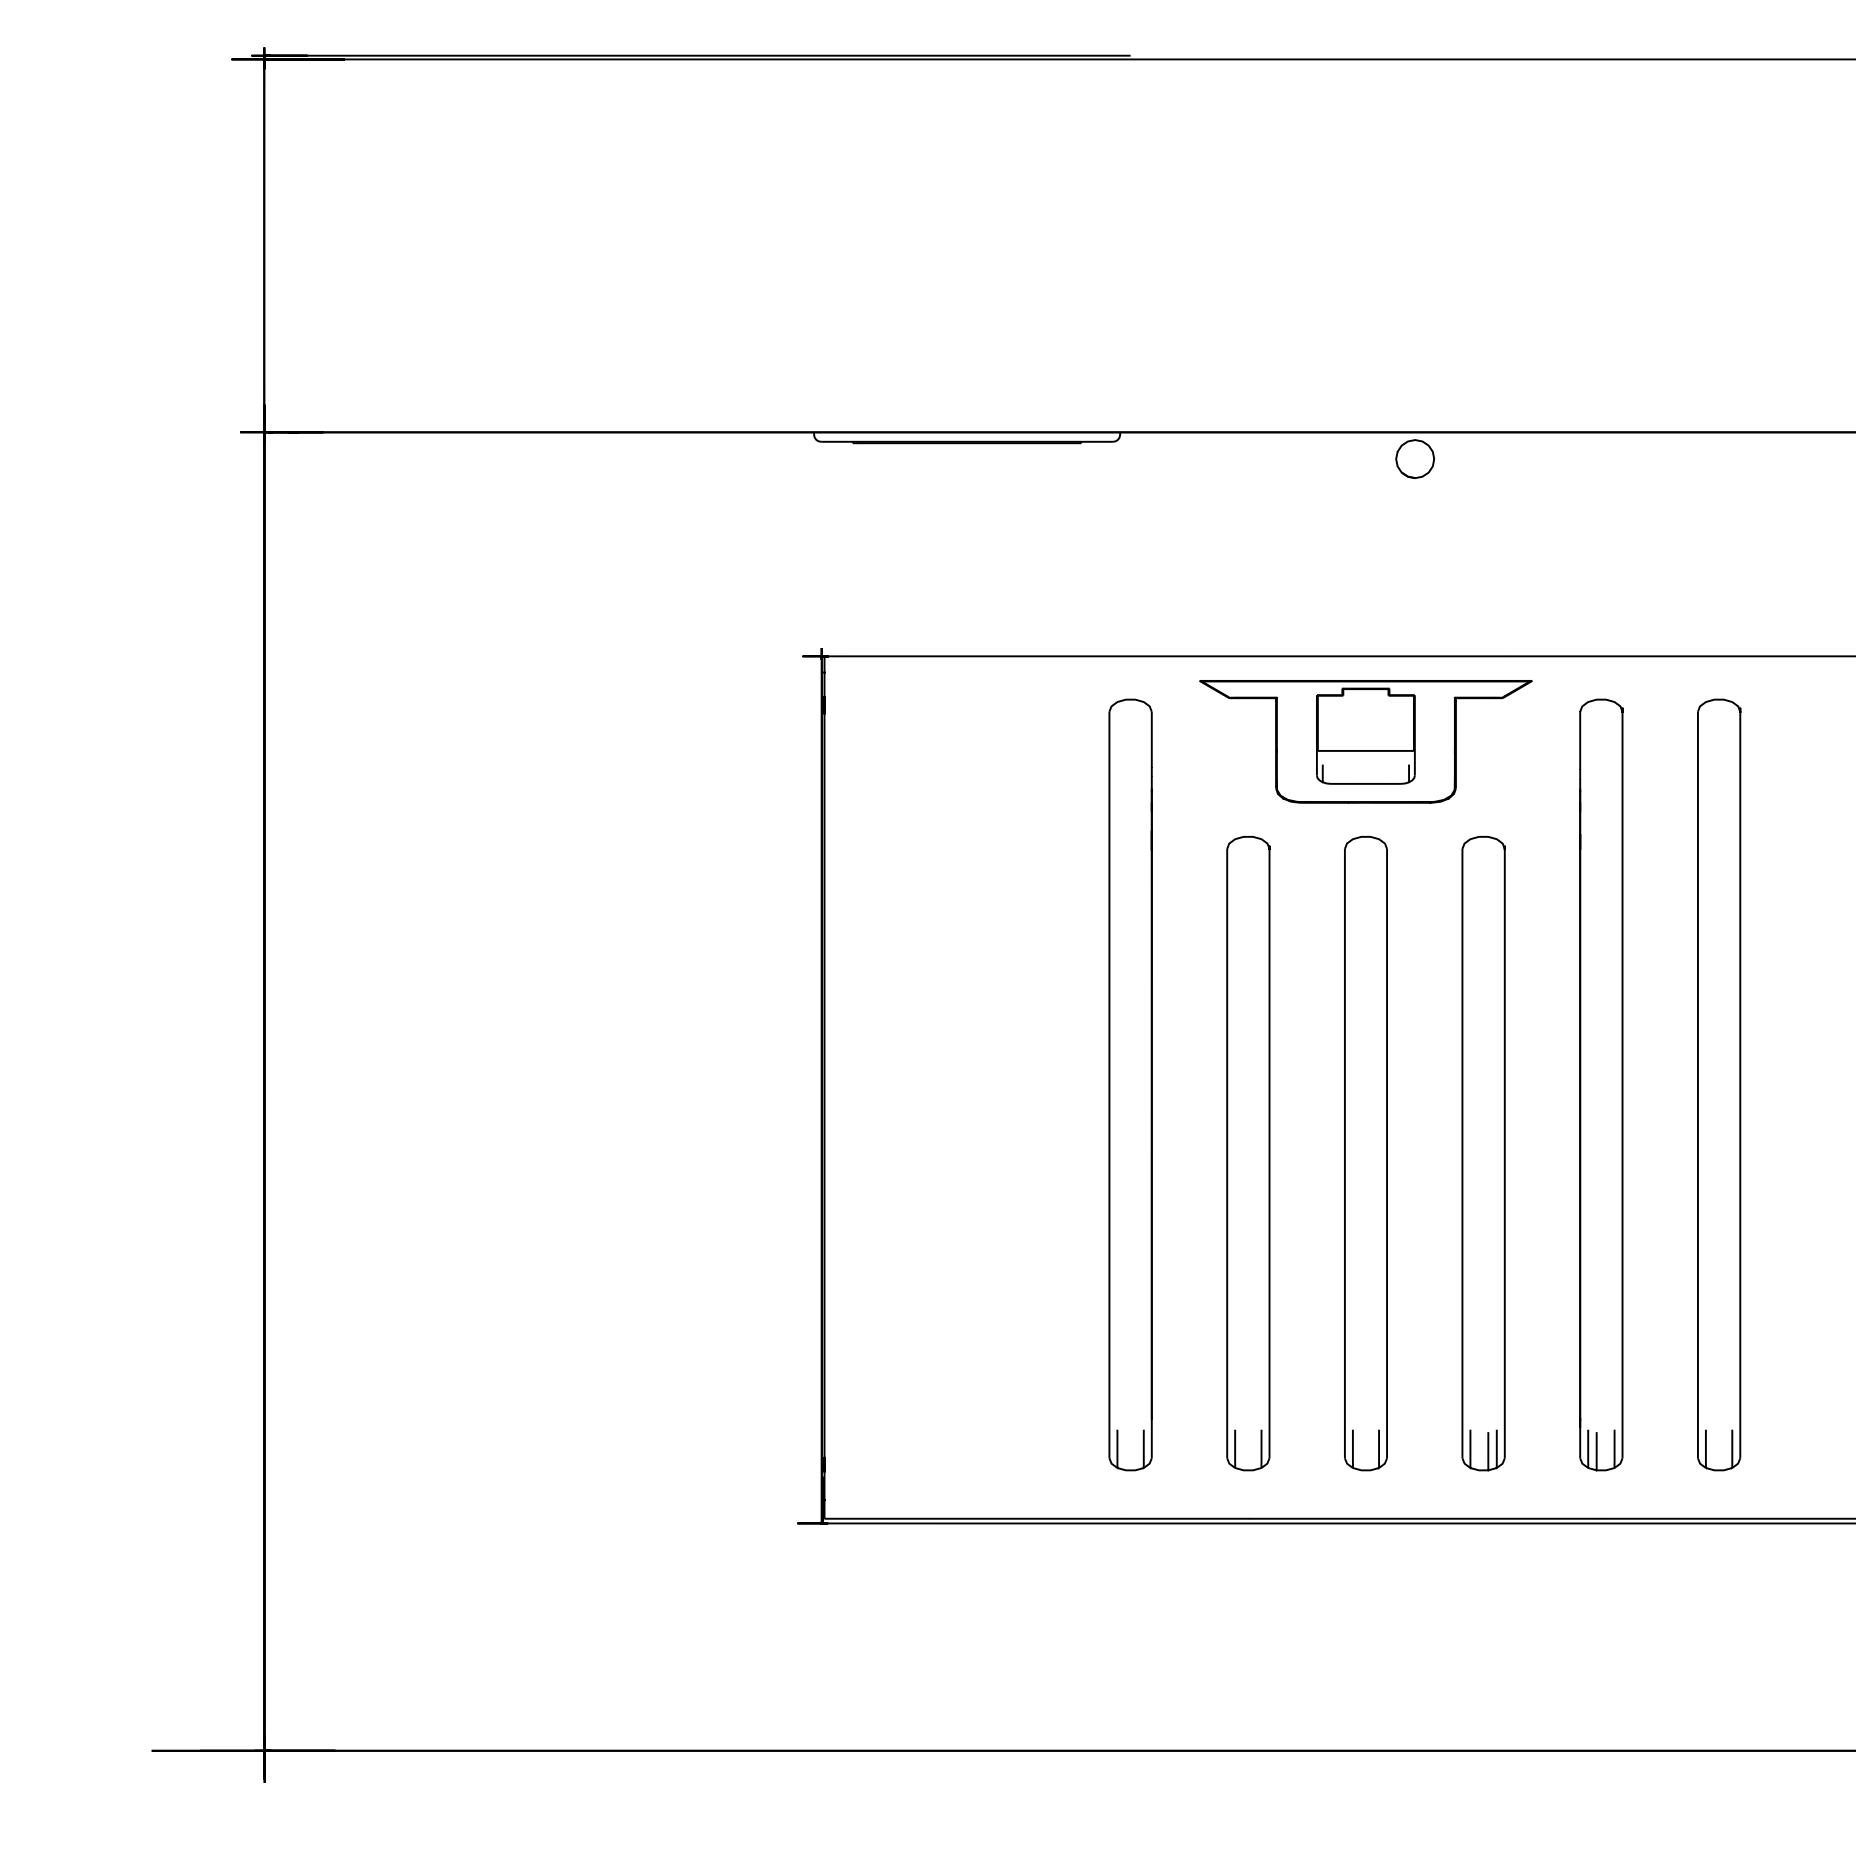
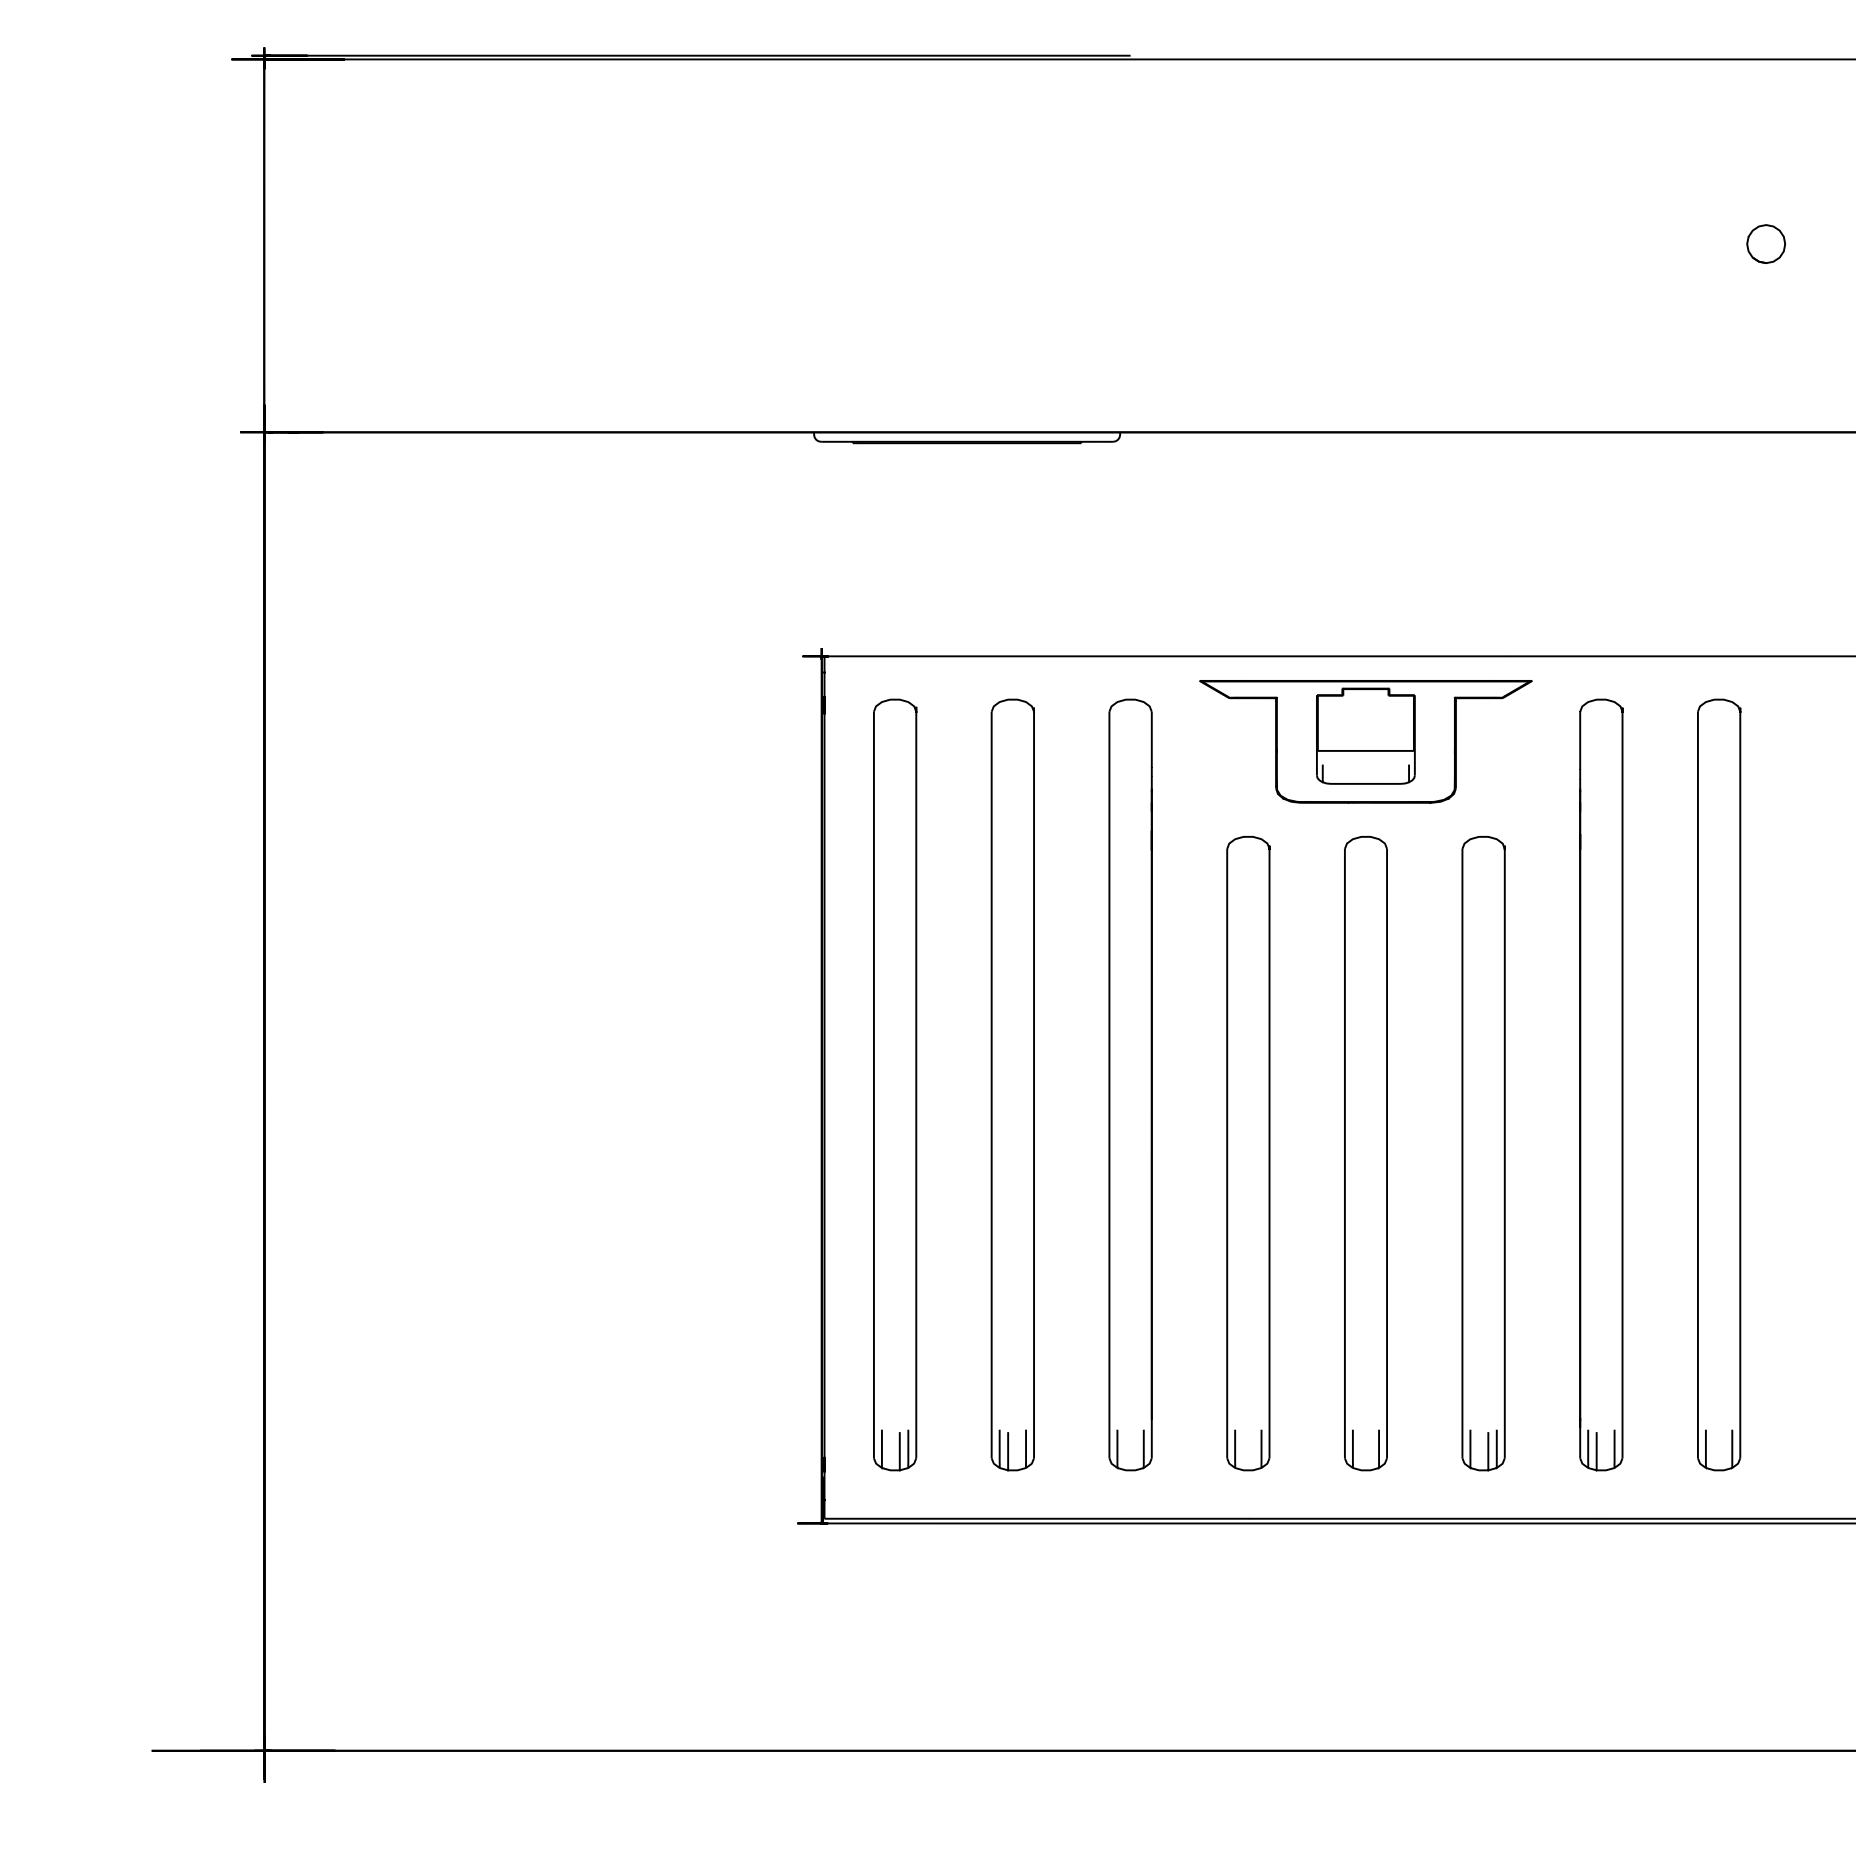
part position: (1414, 458) -> (1765, 243) (1765, 243)
part: none -> present (895, 1084)
part: none -> present (1012, 1084)
